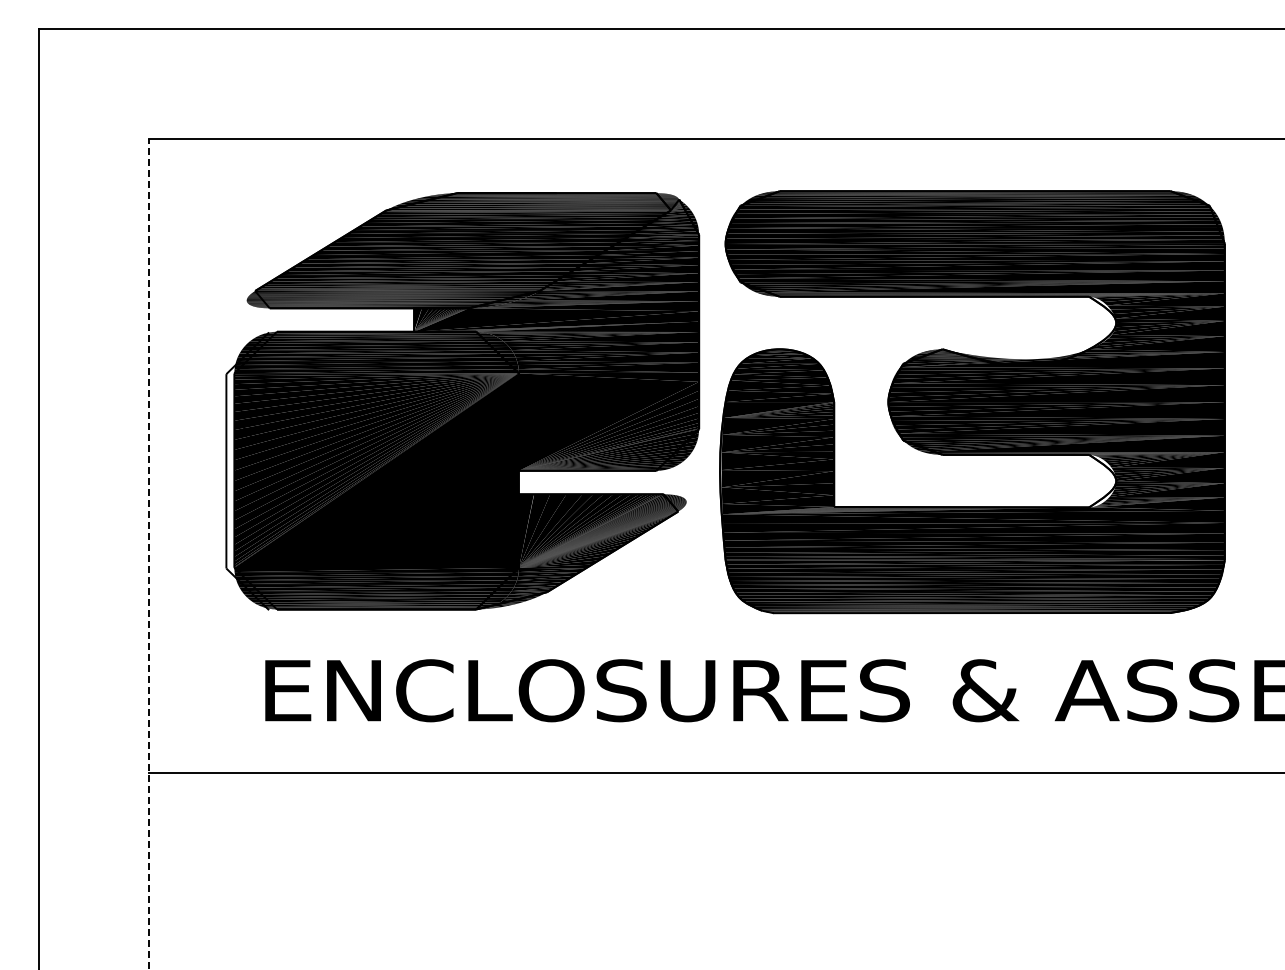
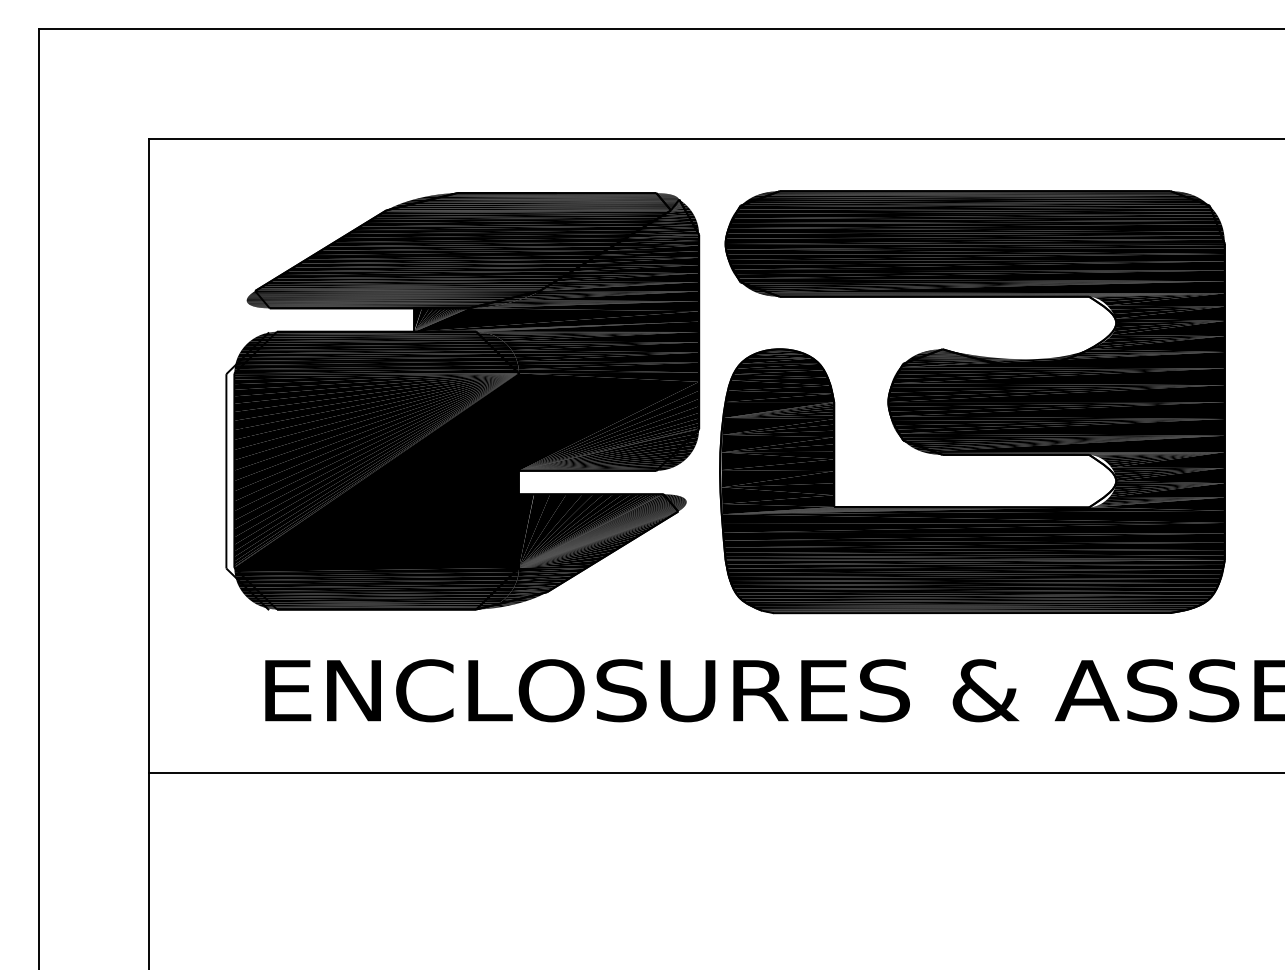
line: dashed -> solid (148, 554)
